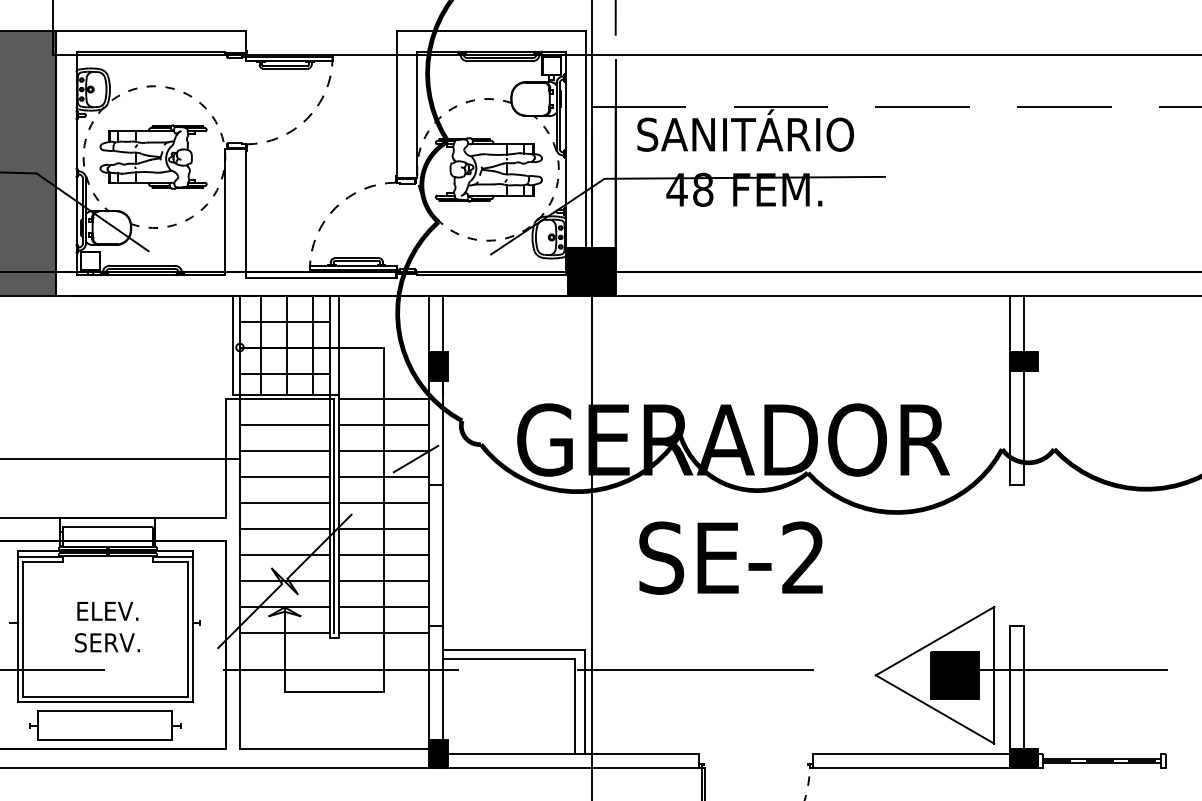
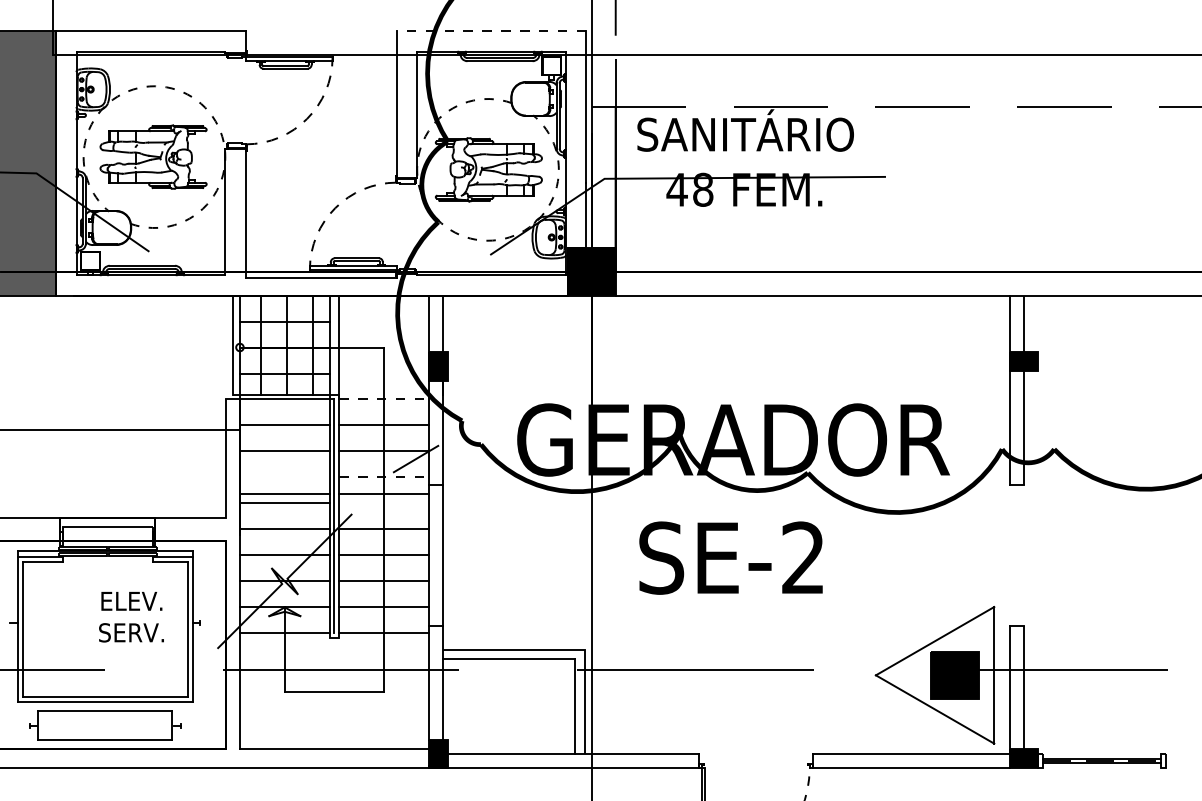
line: solid -> dashed (491, 31)
line: solid -> dashed (384, 399)
line position: (120, 458) -> (120, 429) (120, 429)
line position: (284, 477) -> (284, 494) (284, 494)
line: solid -> dashed (384, 477)
line position: (383, 503) -> (383, 494) (383, 494)
text position: (107, 627) -> (131, 617) (131, 617)
